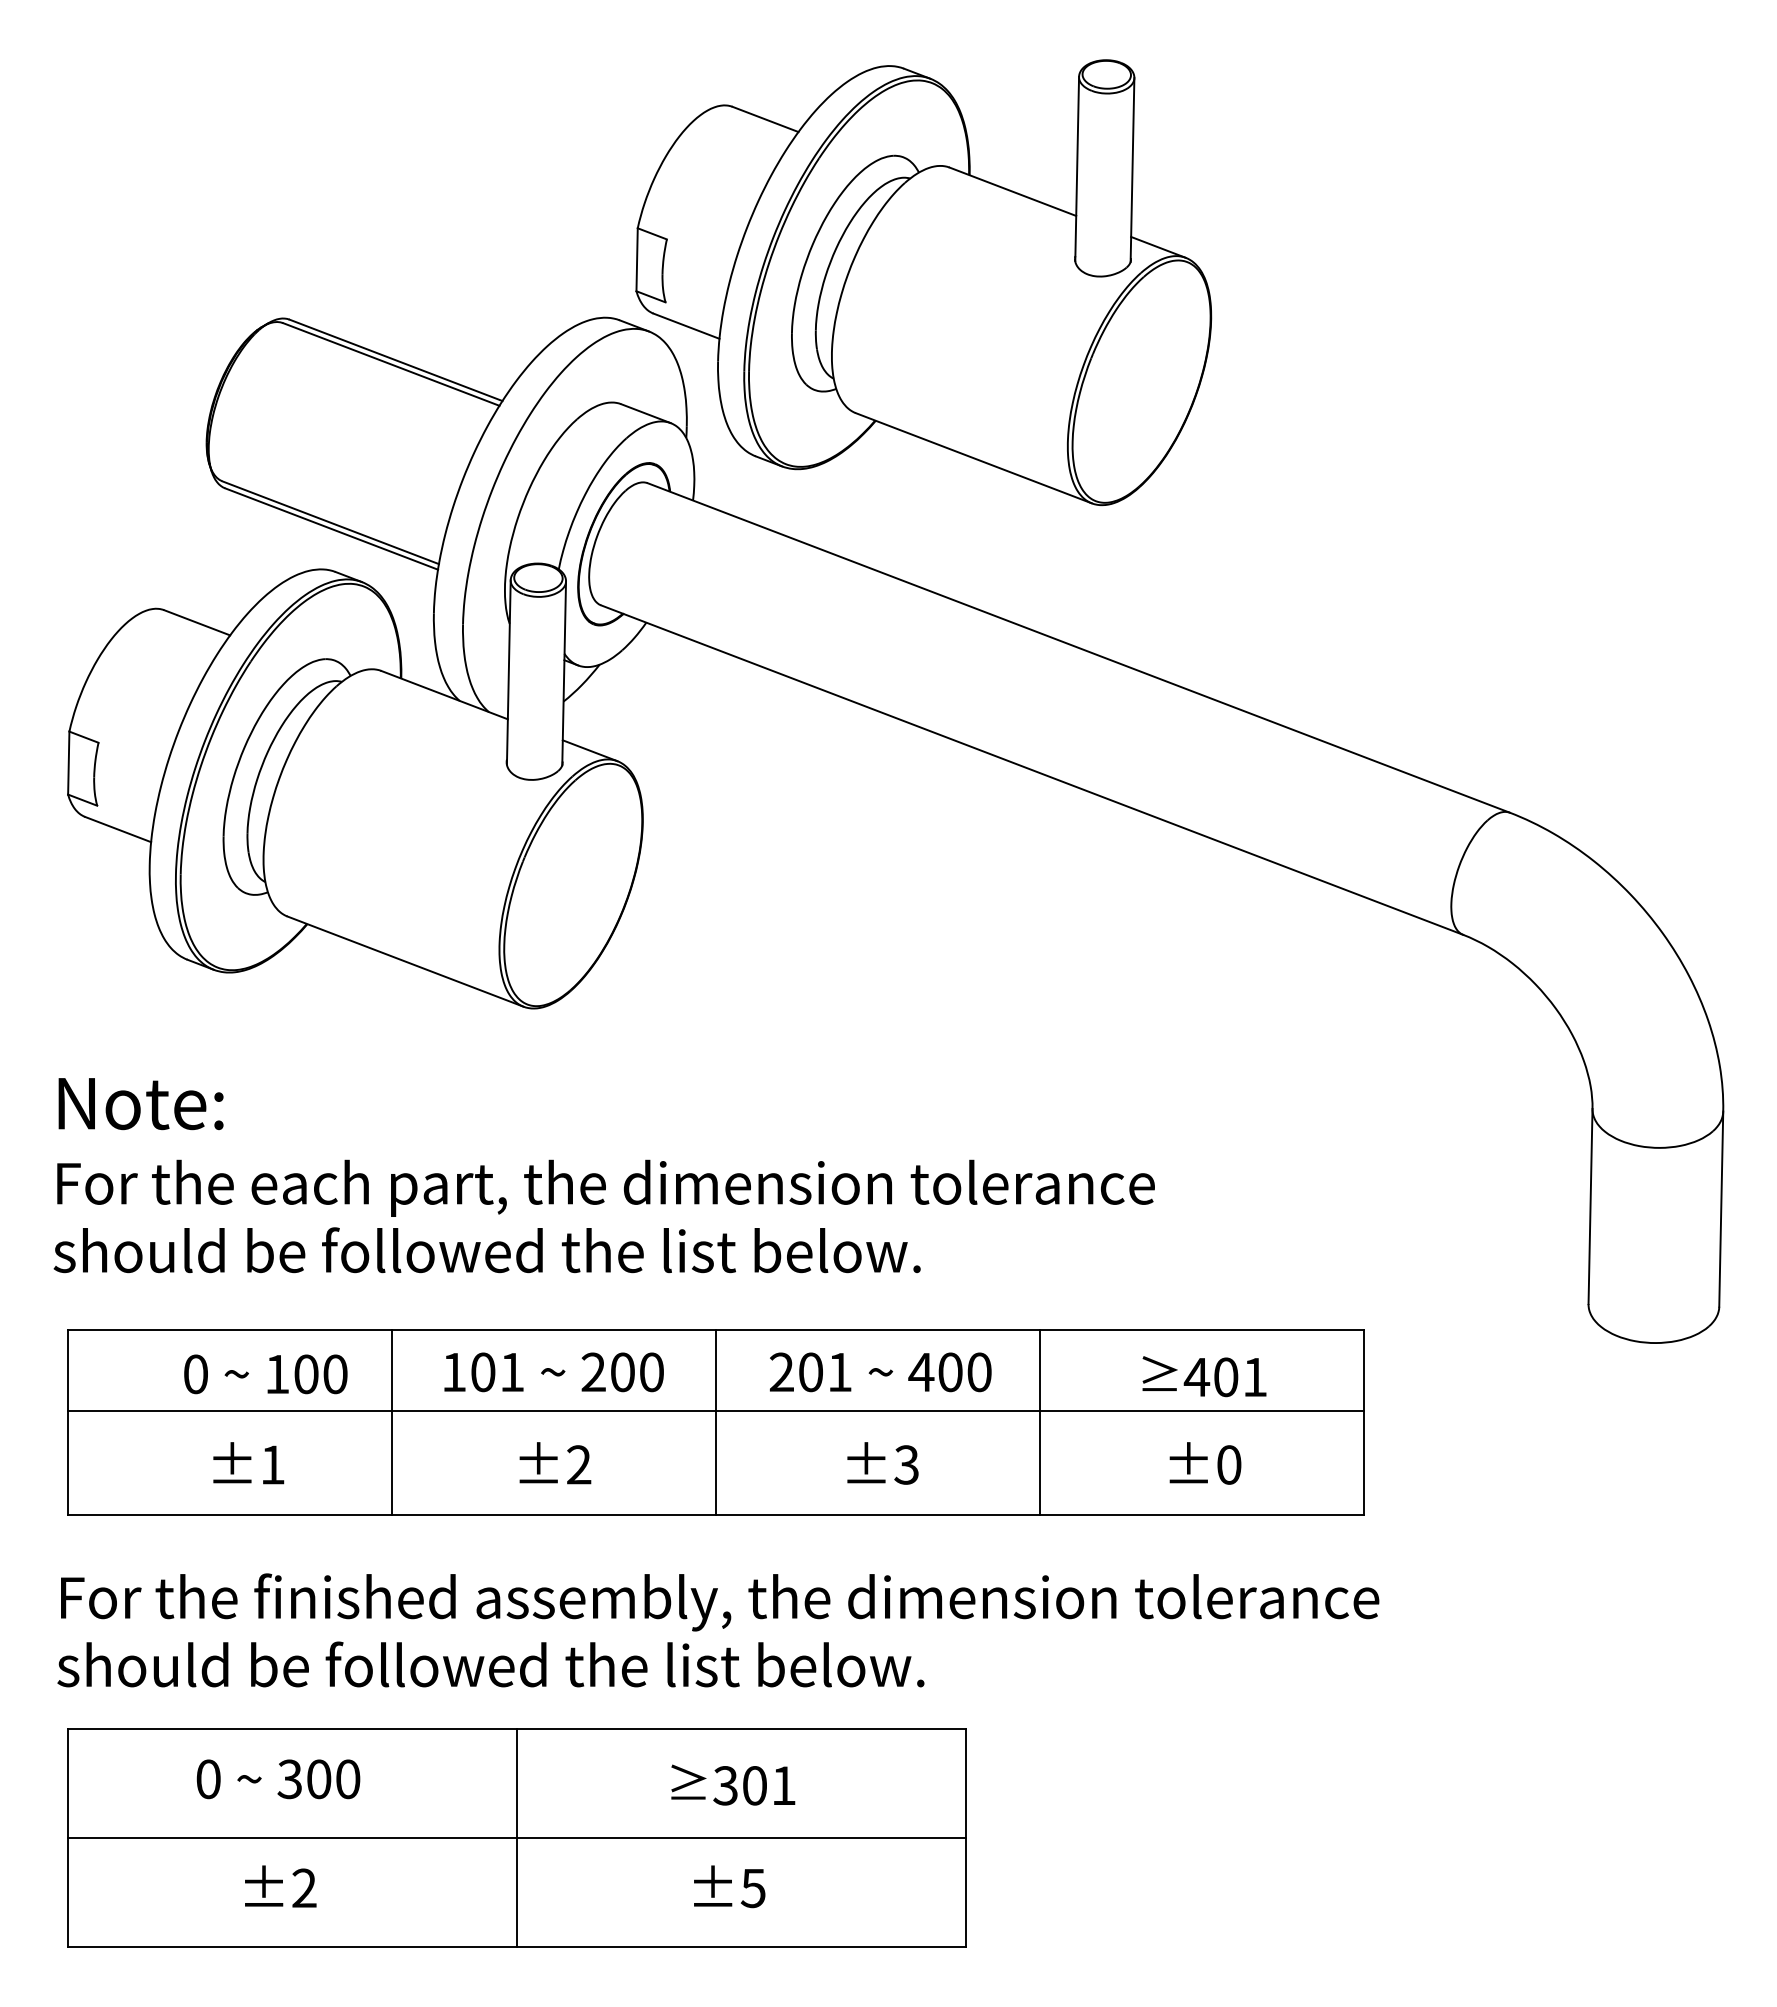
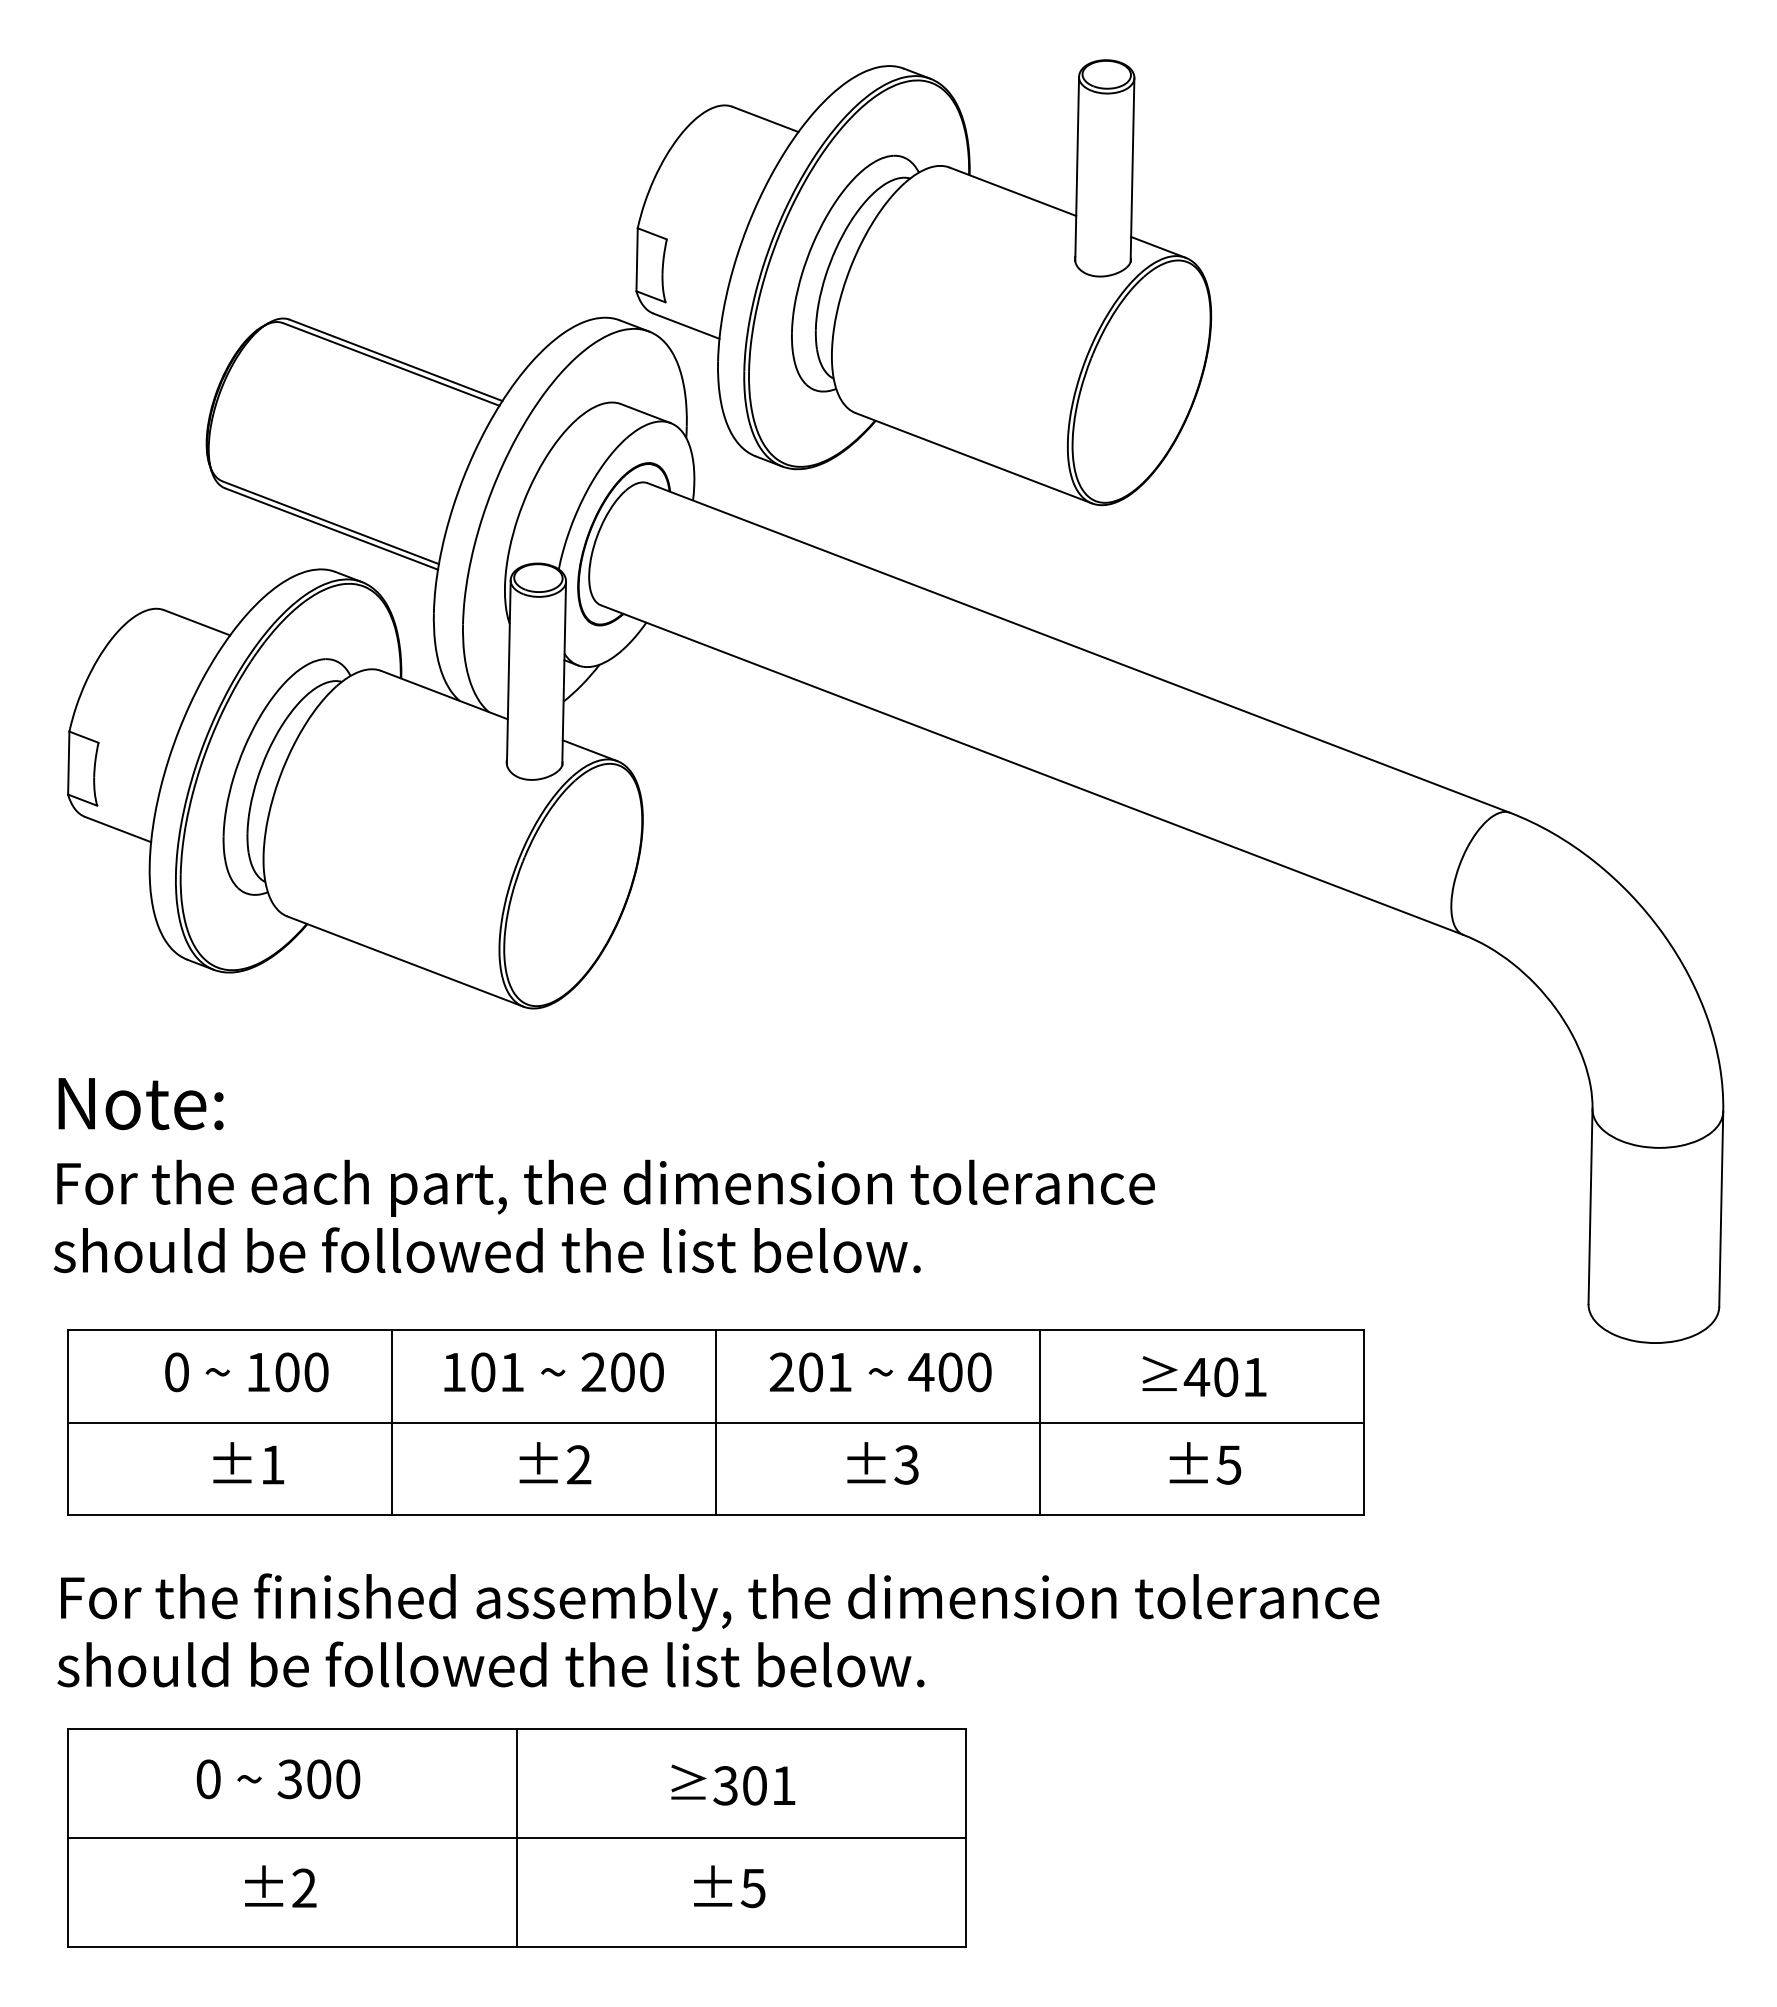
text position: (265, 1374) -> (246, 1372) (246, 1372)
line position: (715, 1410) -> (715, 1422) (715, 1422)
text: ±0 -> ±5 (1228, 1464)
